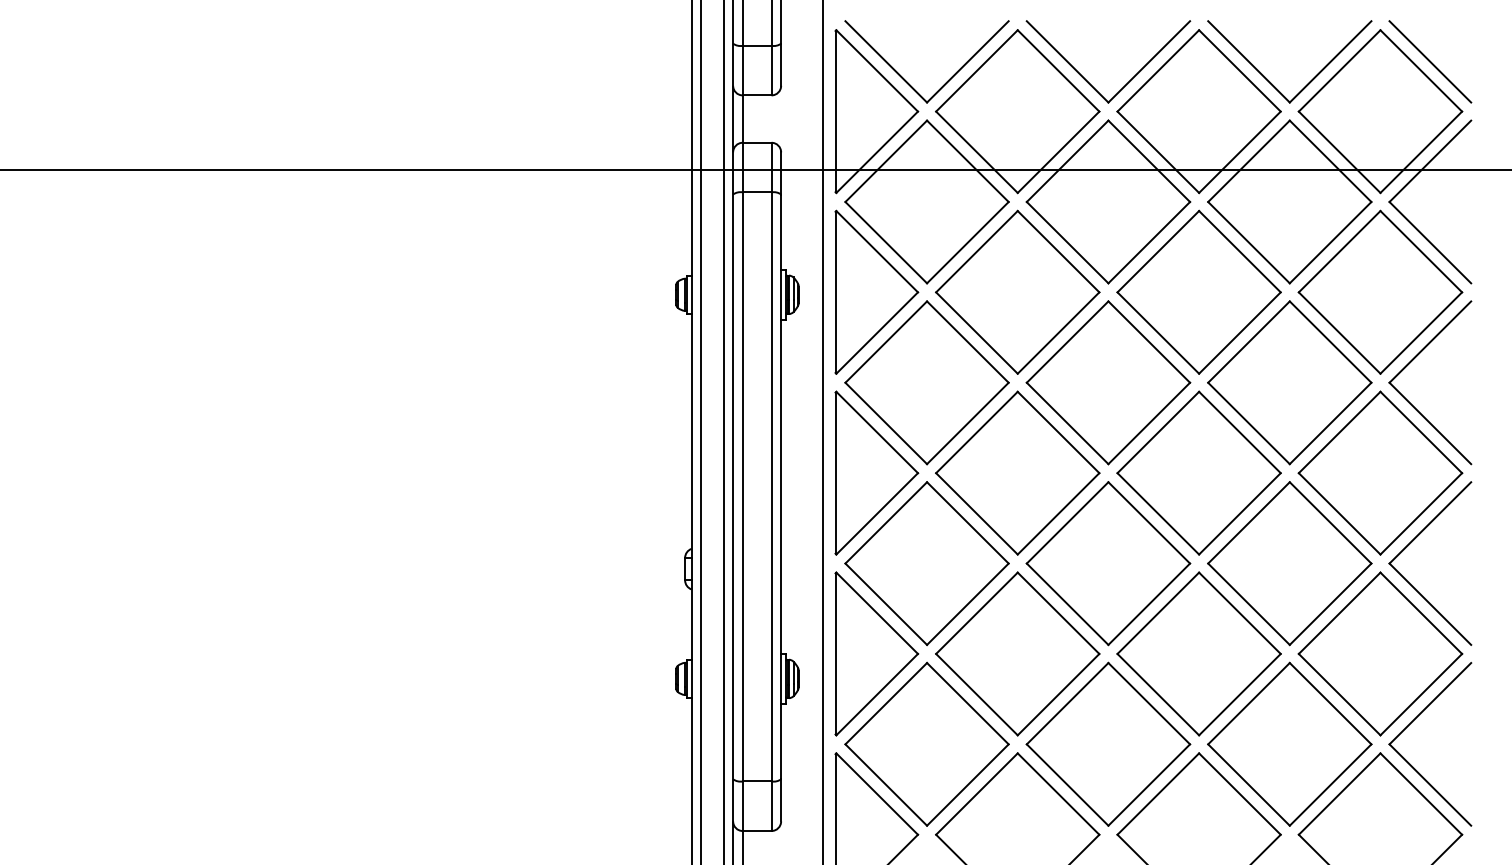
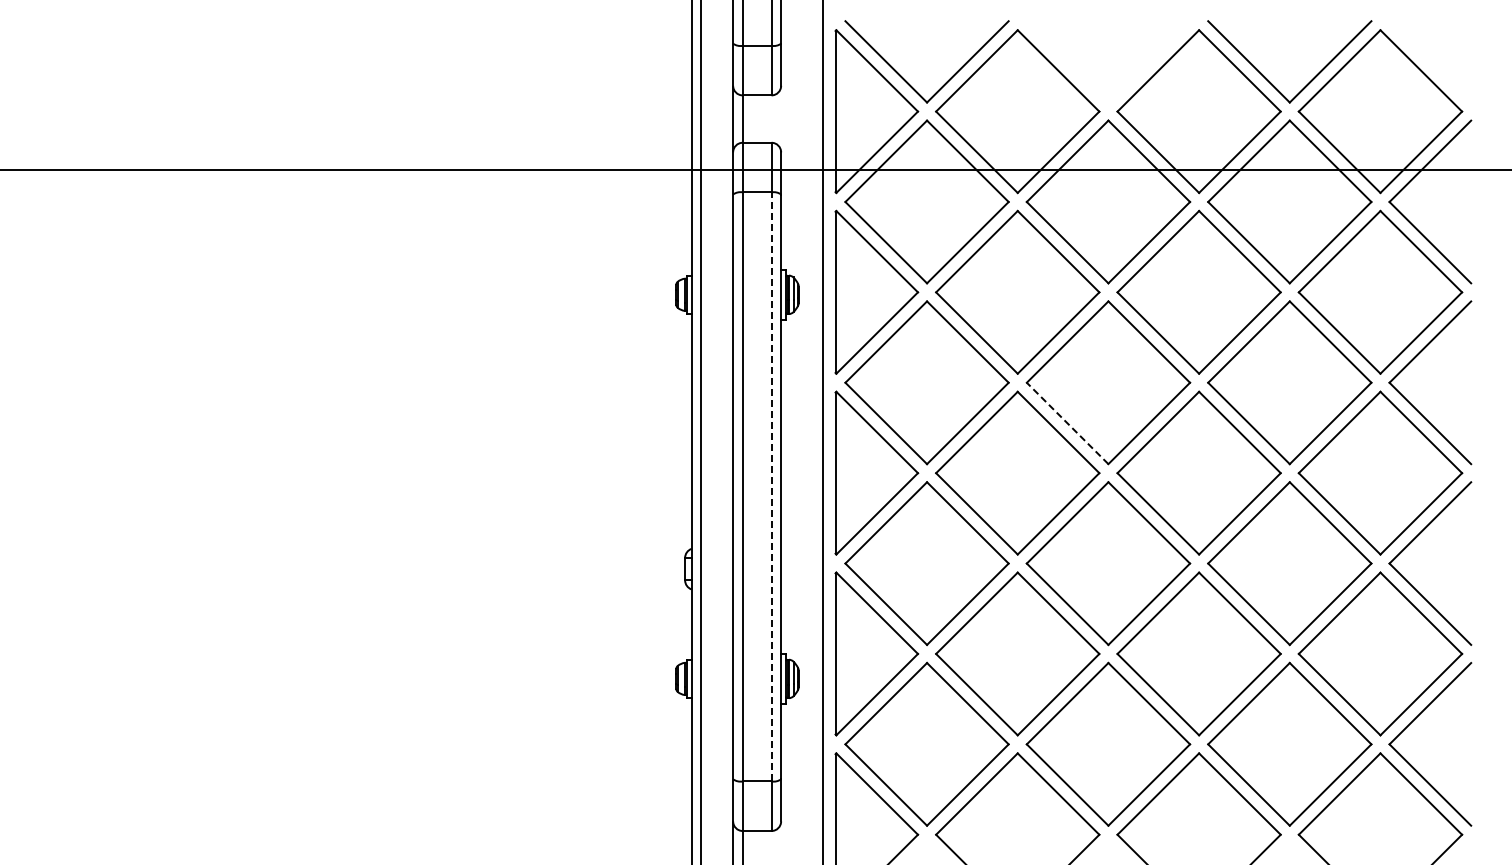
line: present -> none (1430, 61)
part: present -> none (1088, 81)
line: solid -> dashed (1067, 423)
line: present -> none (723, 431)
line: solid -> dashed (771, 486)
